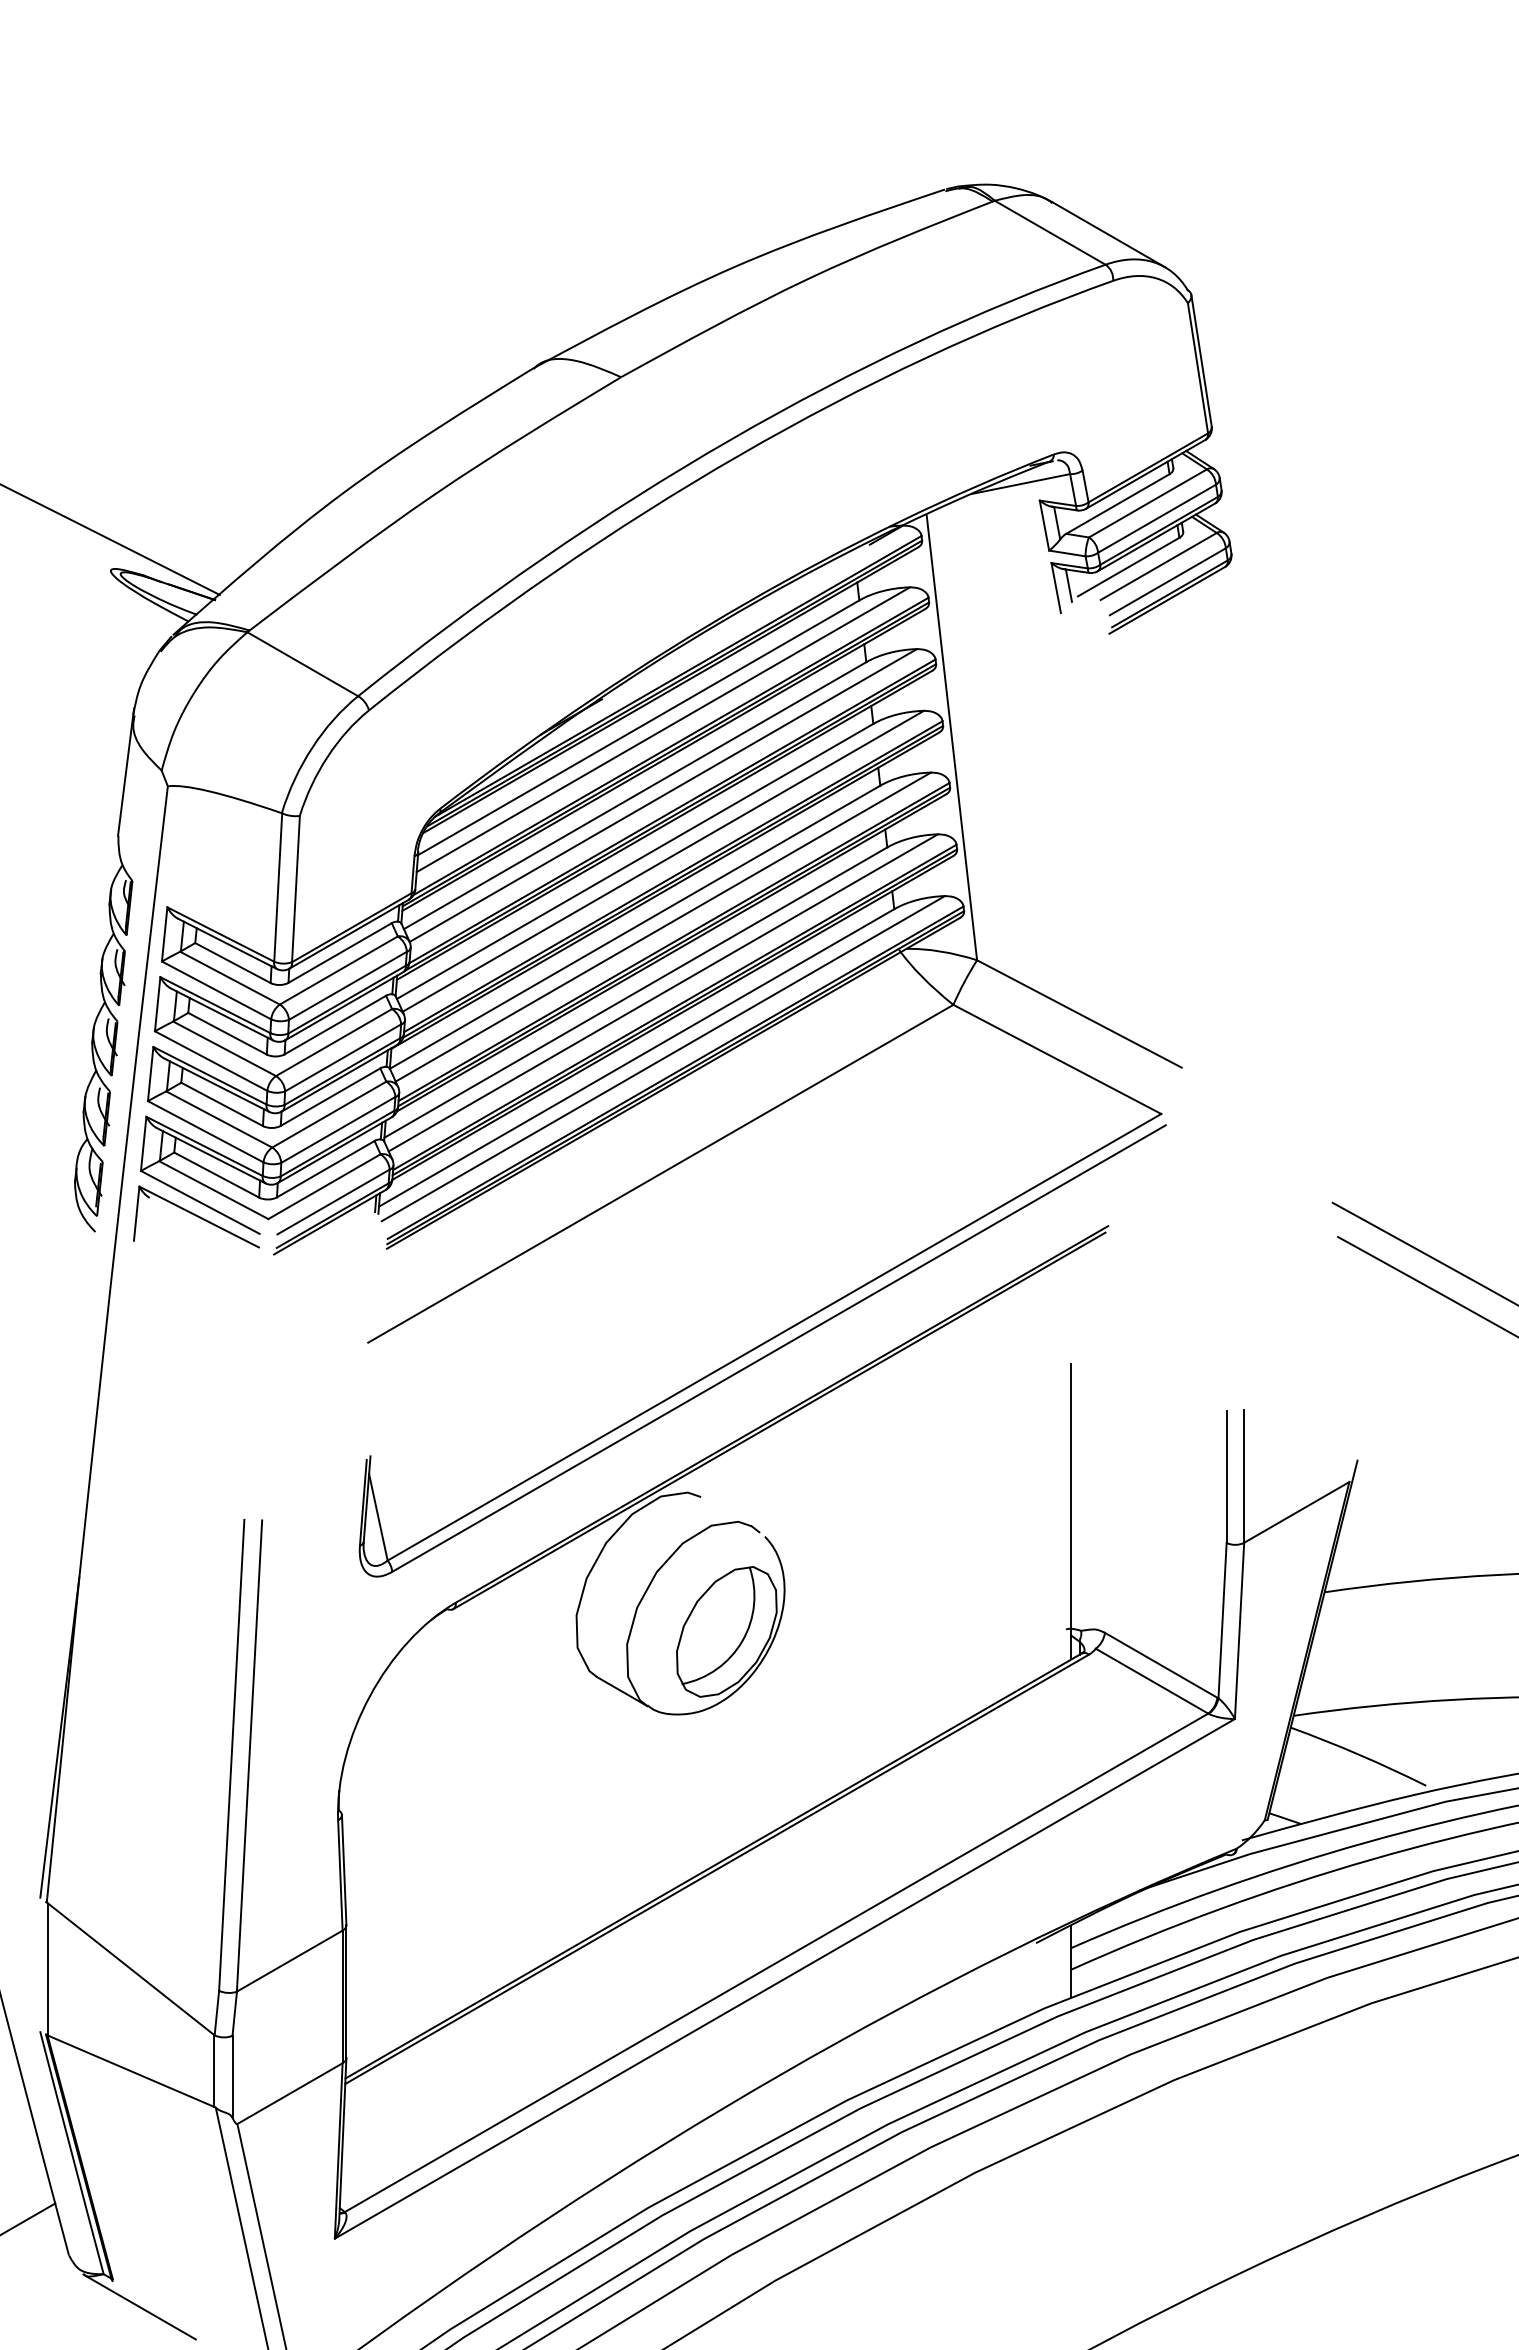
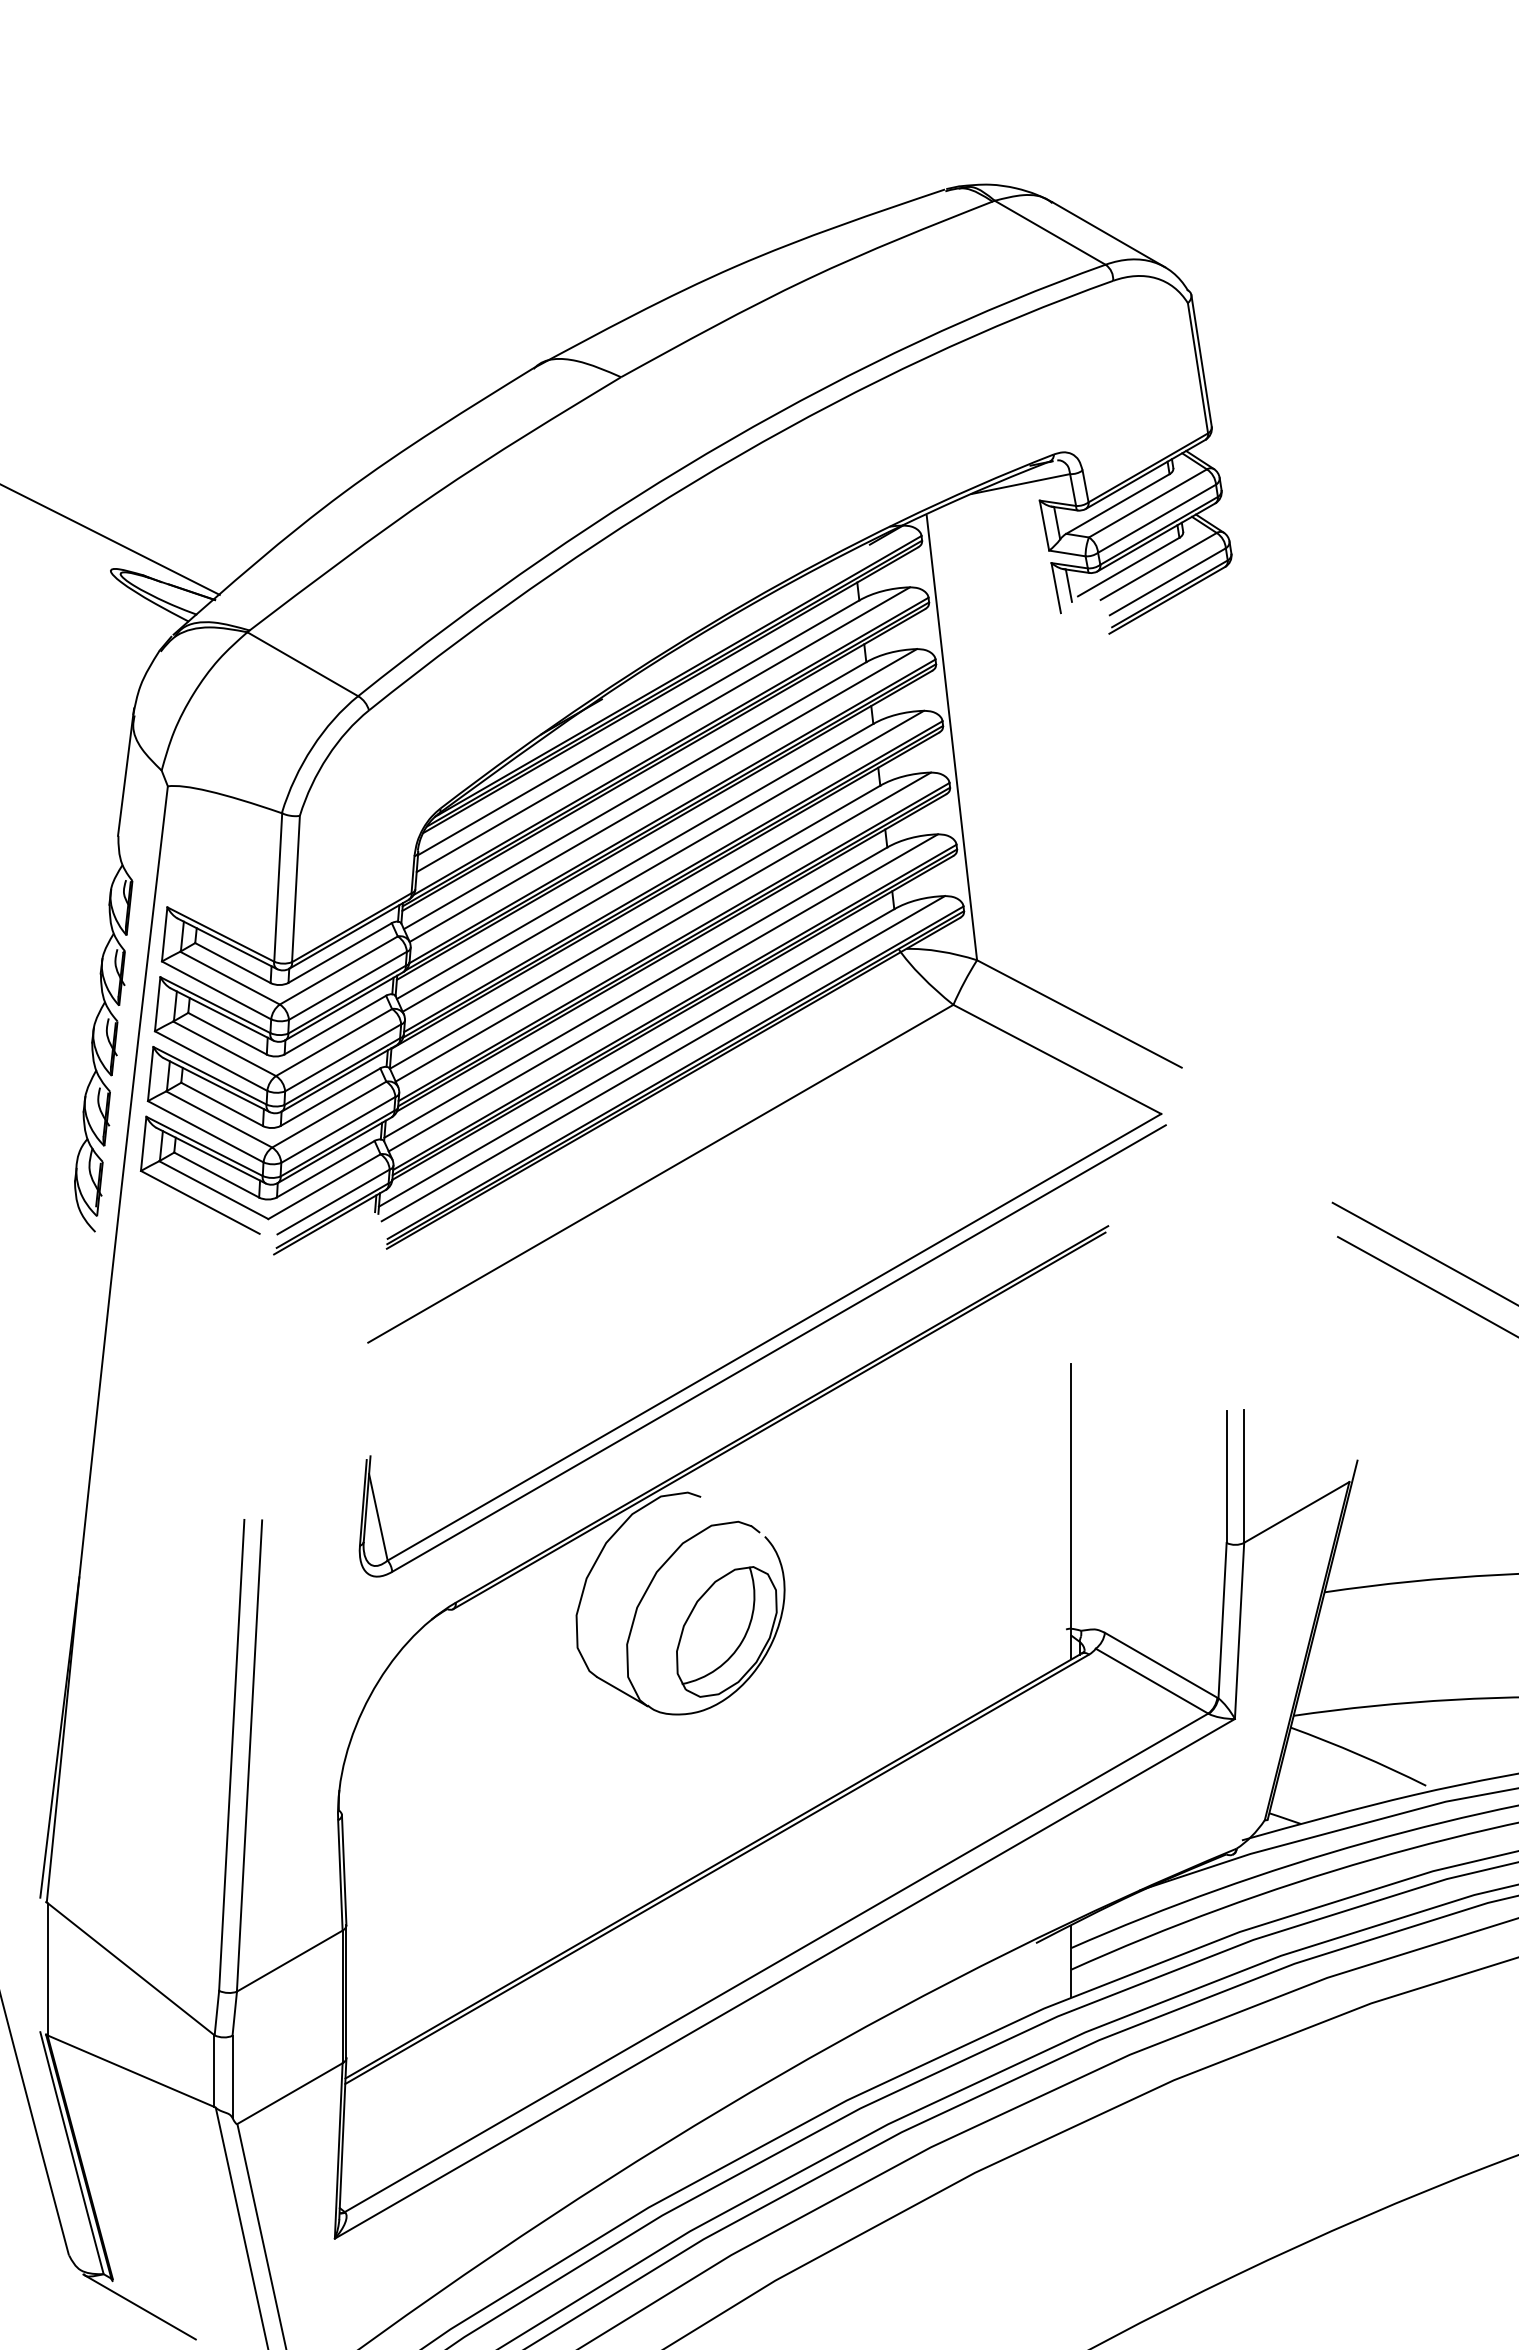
part: present -> none (196, 1216)
line: present -> none (28, 2218)
